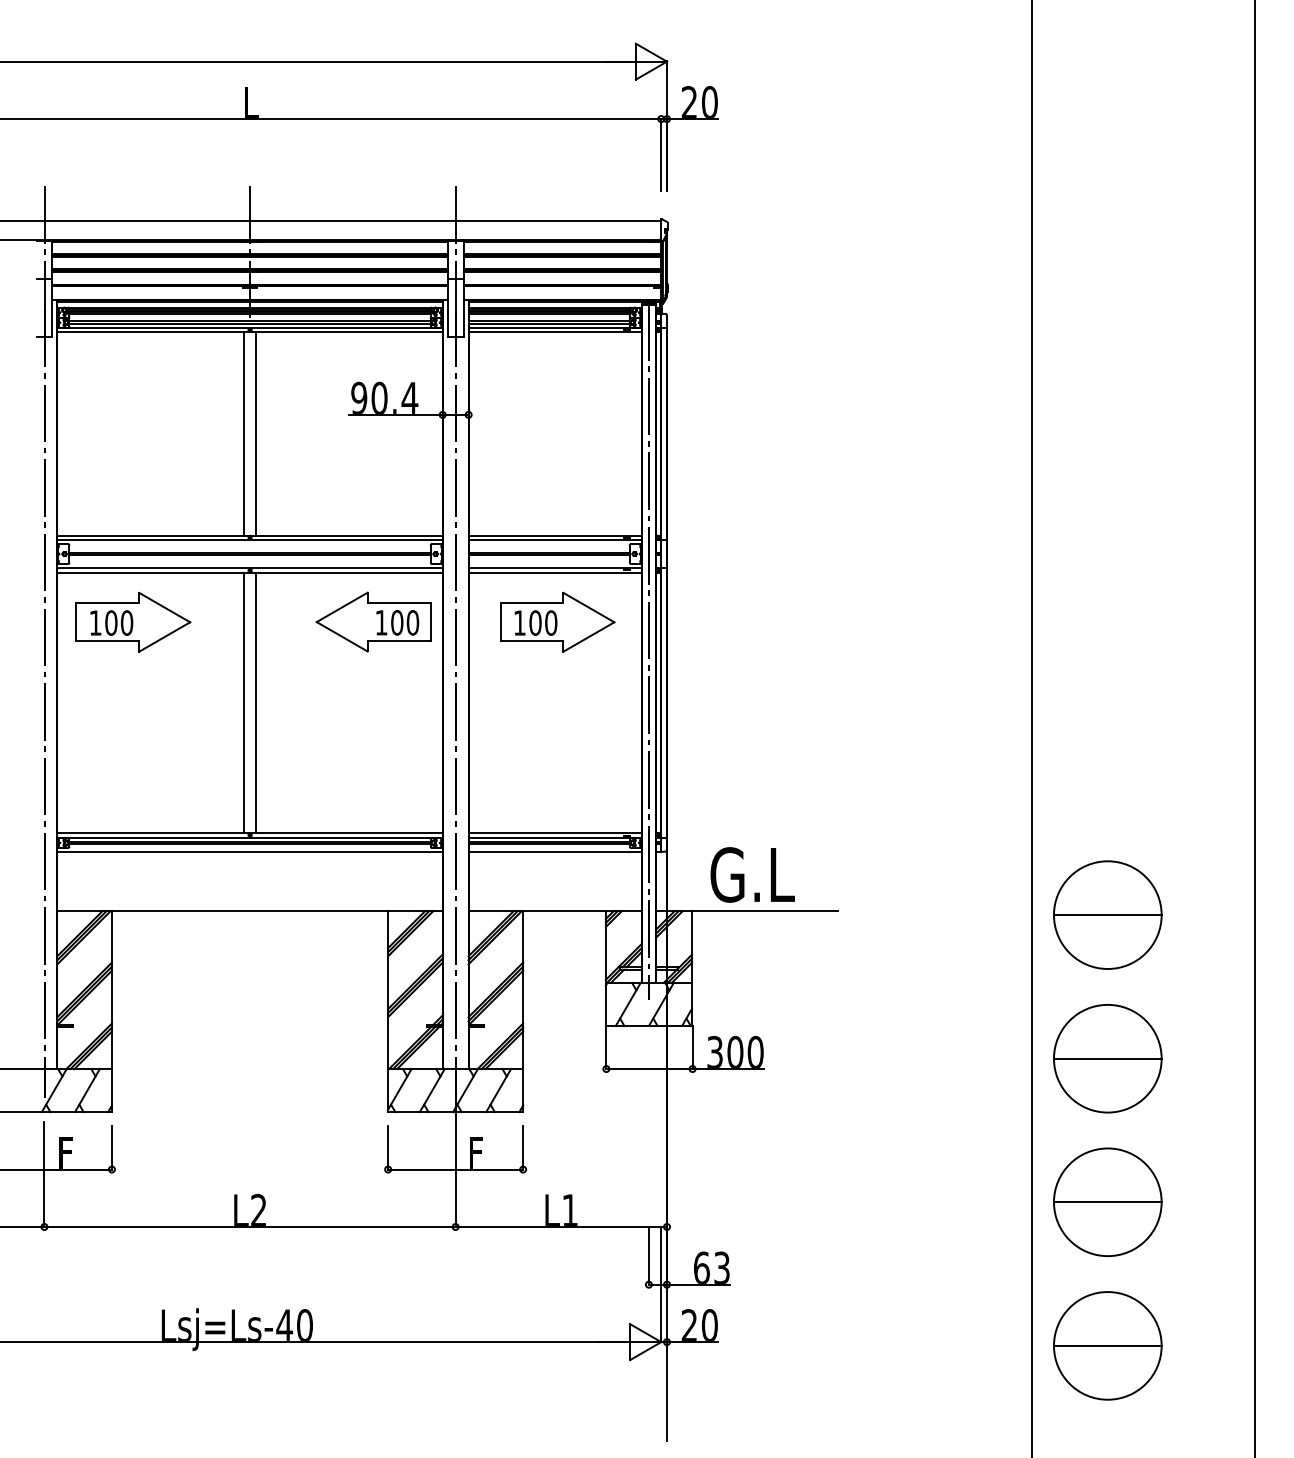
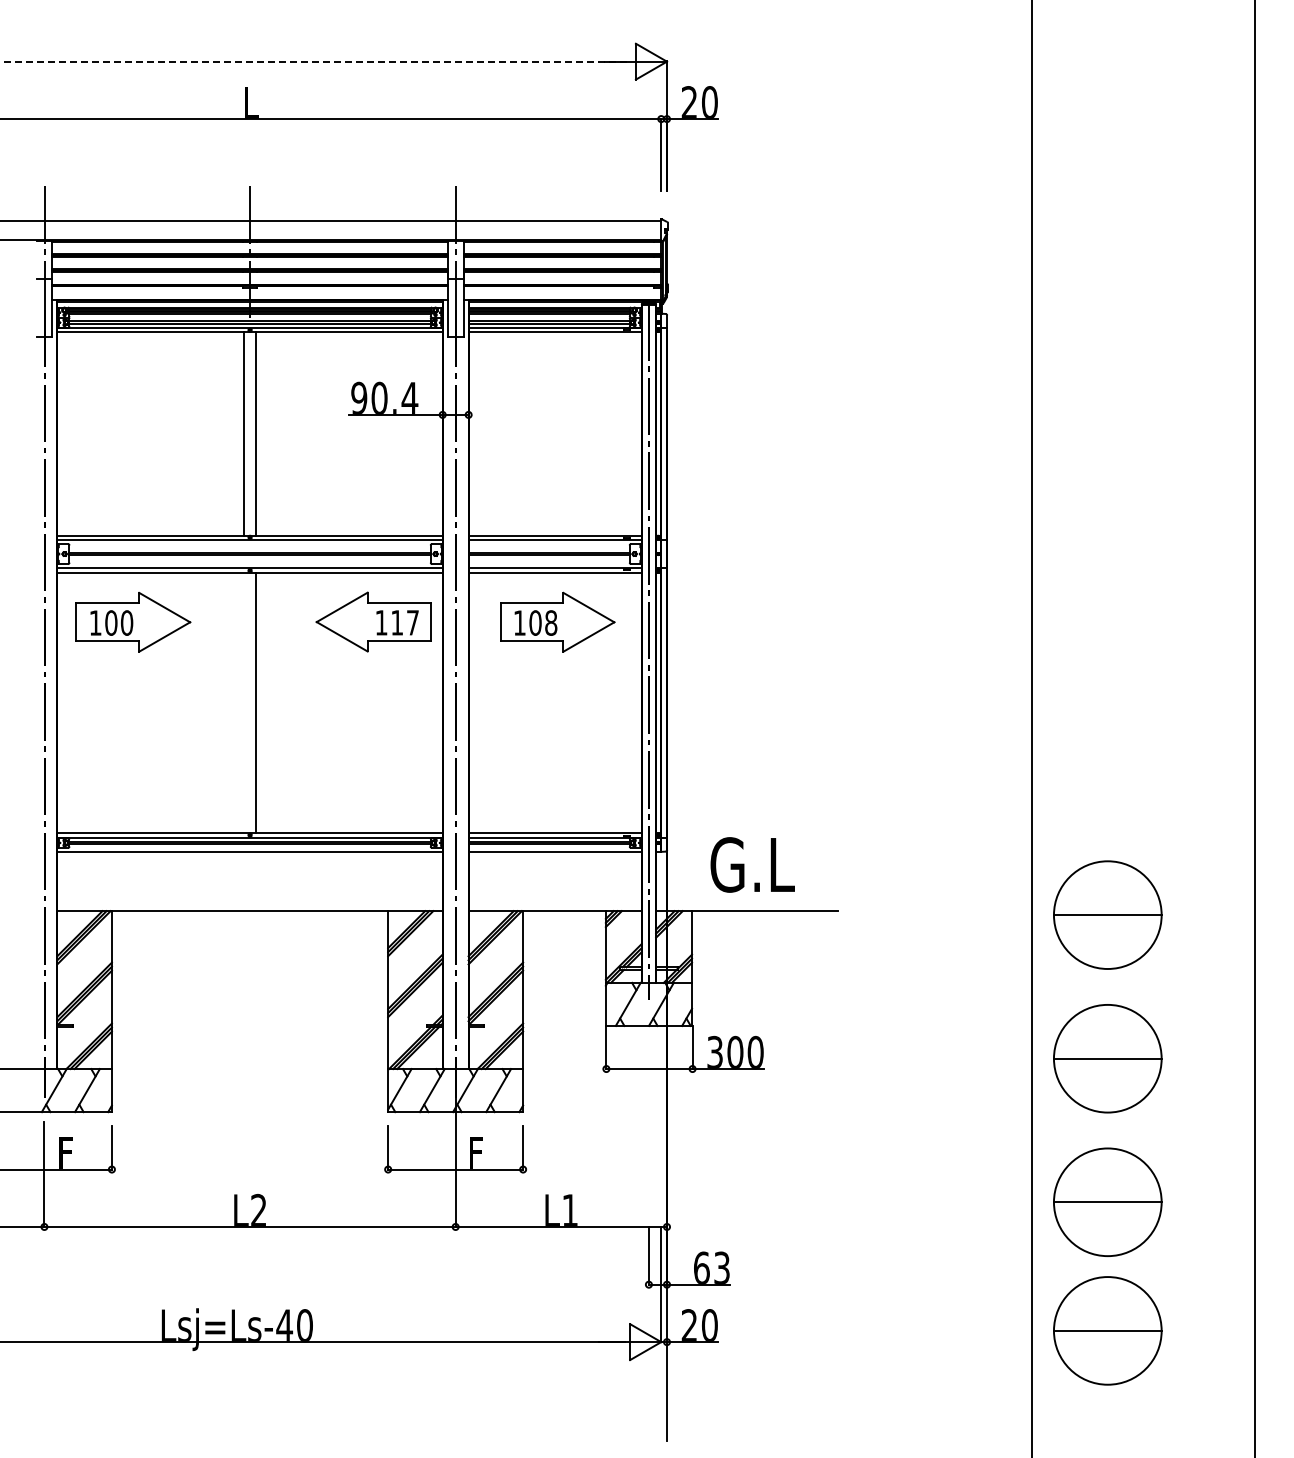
line: solid -> dashed (316, 61)
text: 100 -> 117 (405, 622)
text: 100 -> 108 (551, 622)
line: present -> none (244, 702)
text position: (752, 874) -> (752, 864) (752, 864)
part position: (1107, 1345) -> (1107, 1330) (1107, 1330)
